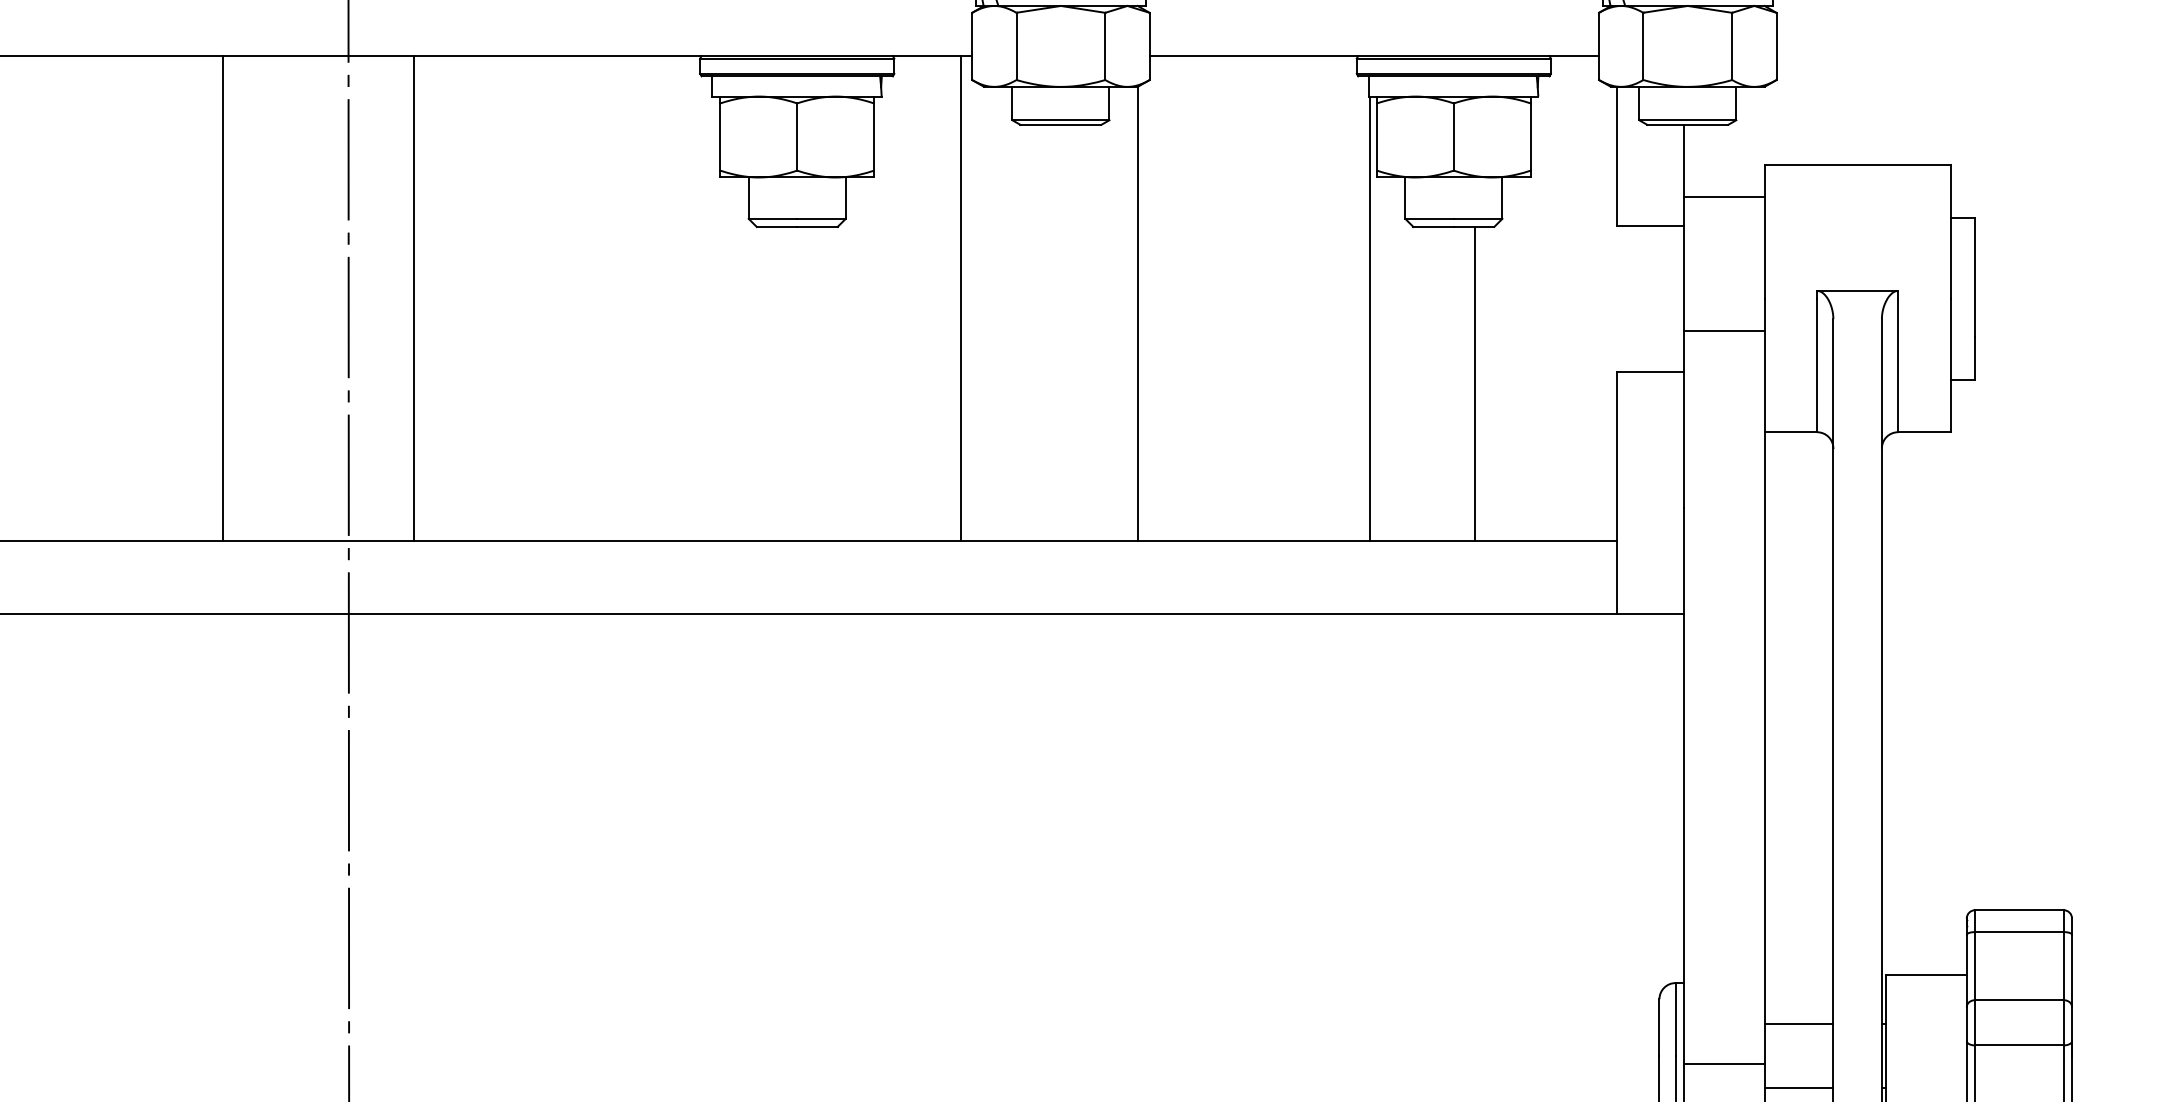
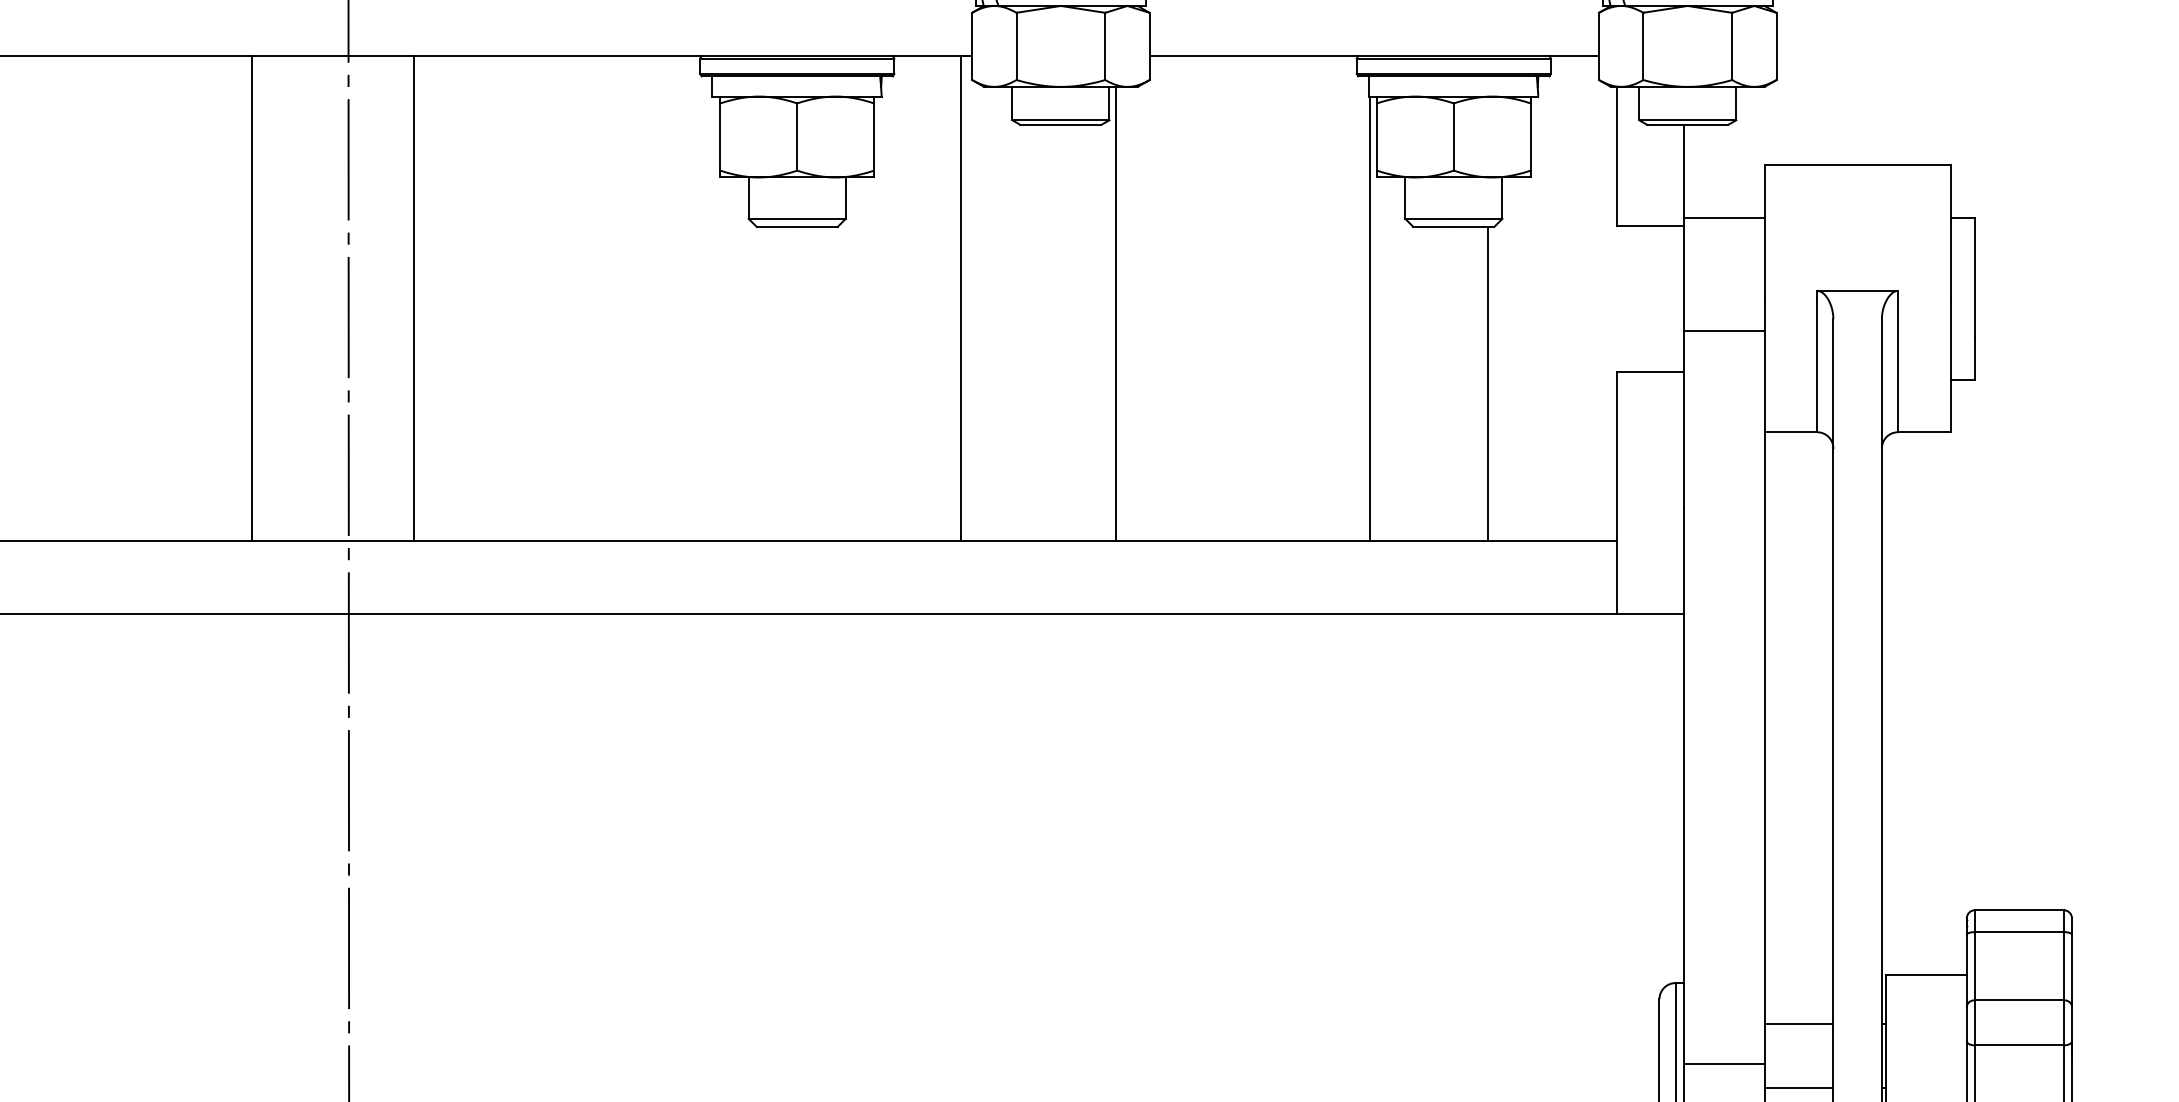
line position: (1723, 196) -> (1723, 217) (1723, 217)
line position: (223, 298) -> (252, 298) (252, 298)
line position: (1137, 313) -> (1115, 313) (1115, 313)
line position: (1475, 383) -> (1488, 383) (1488, 383)
